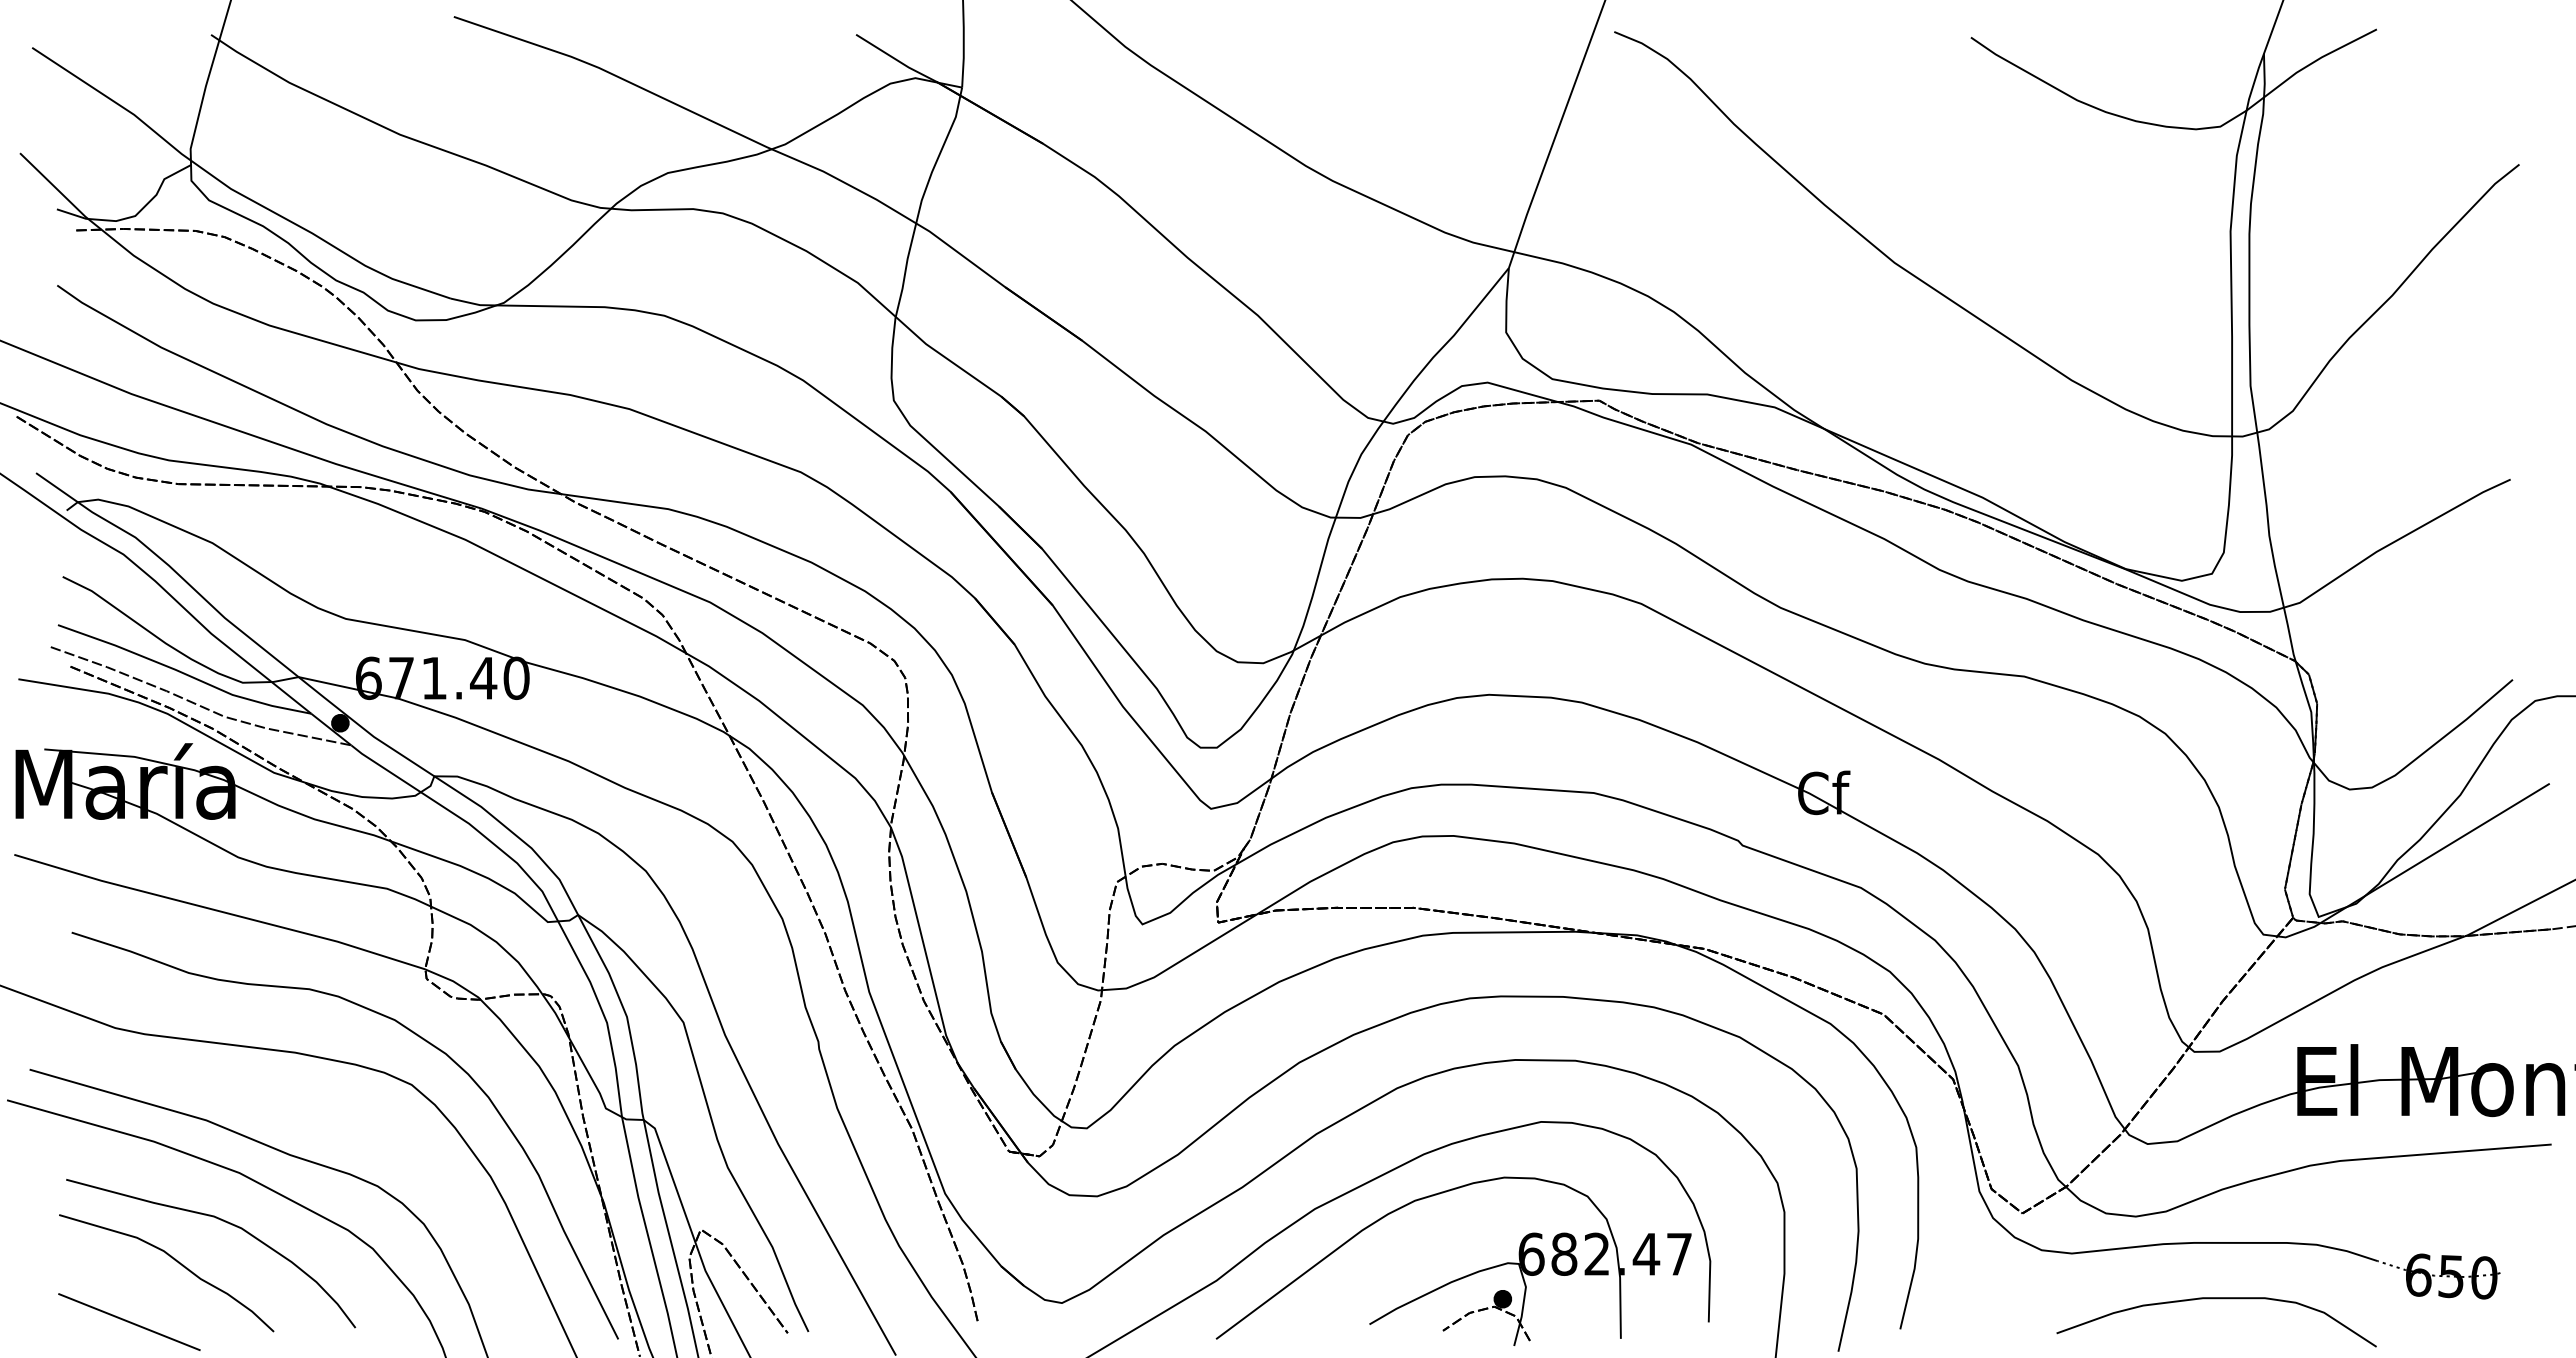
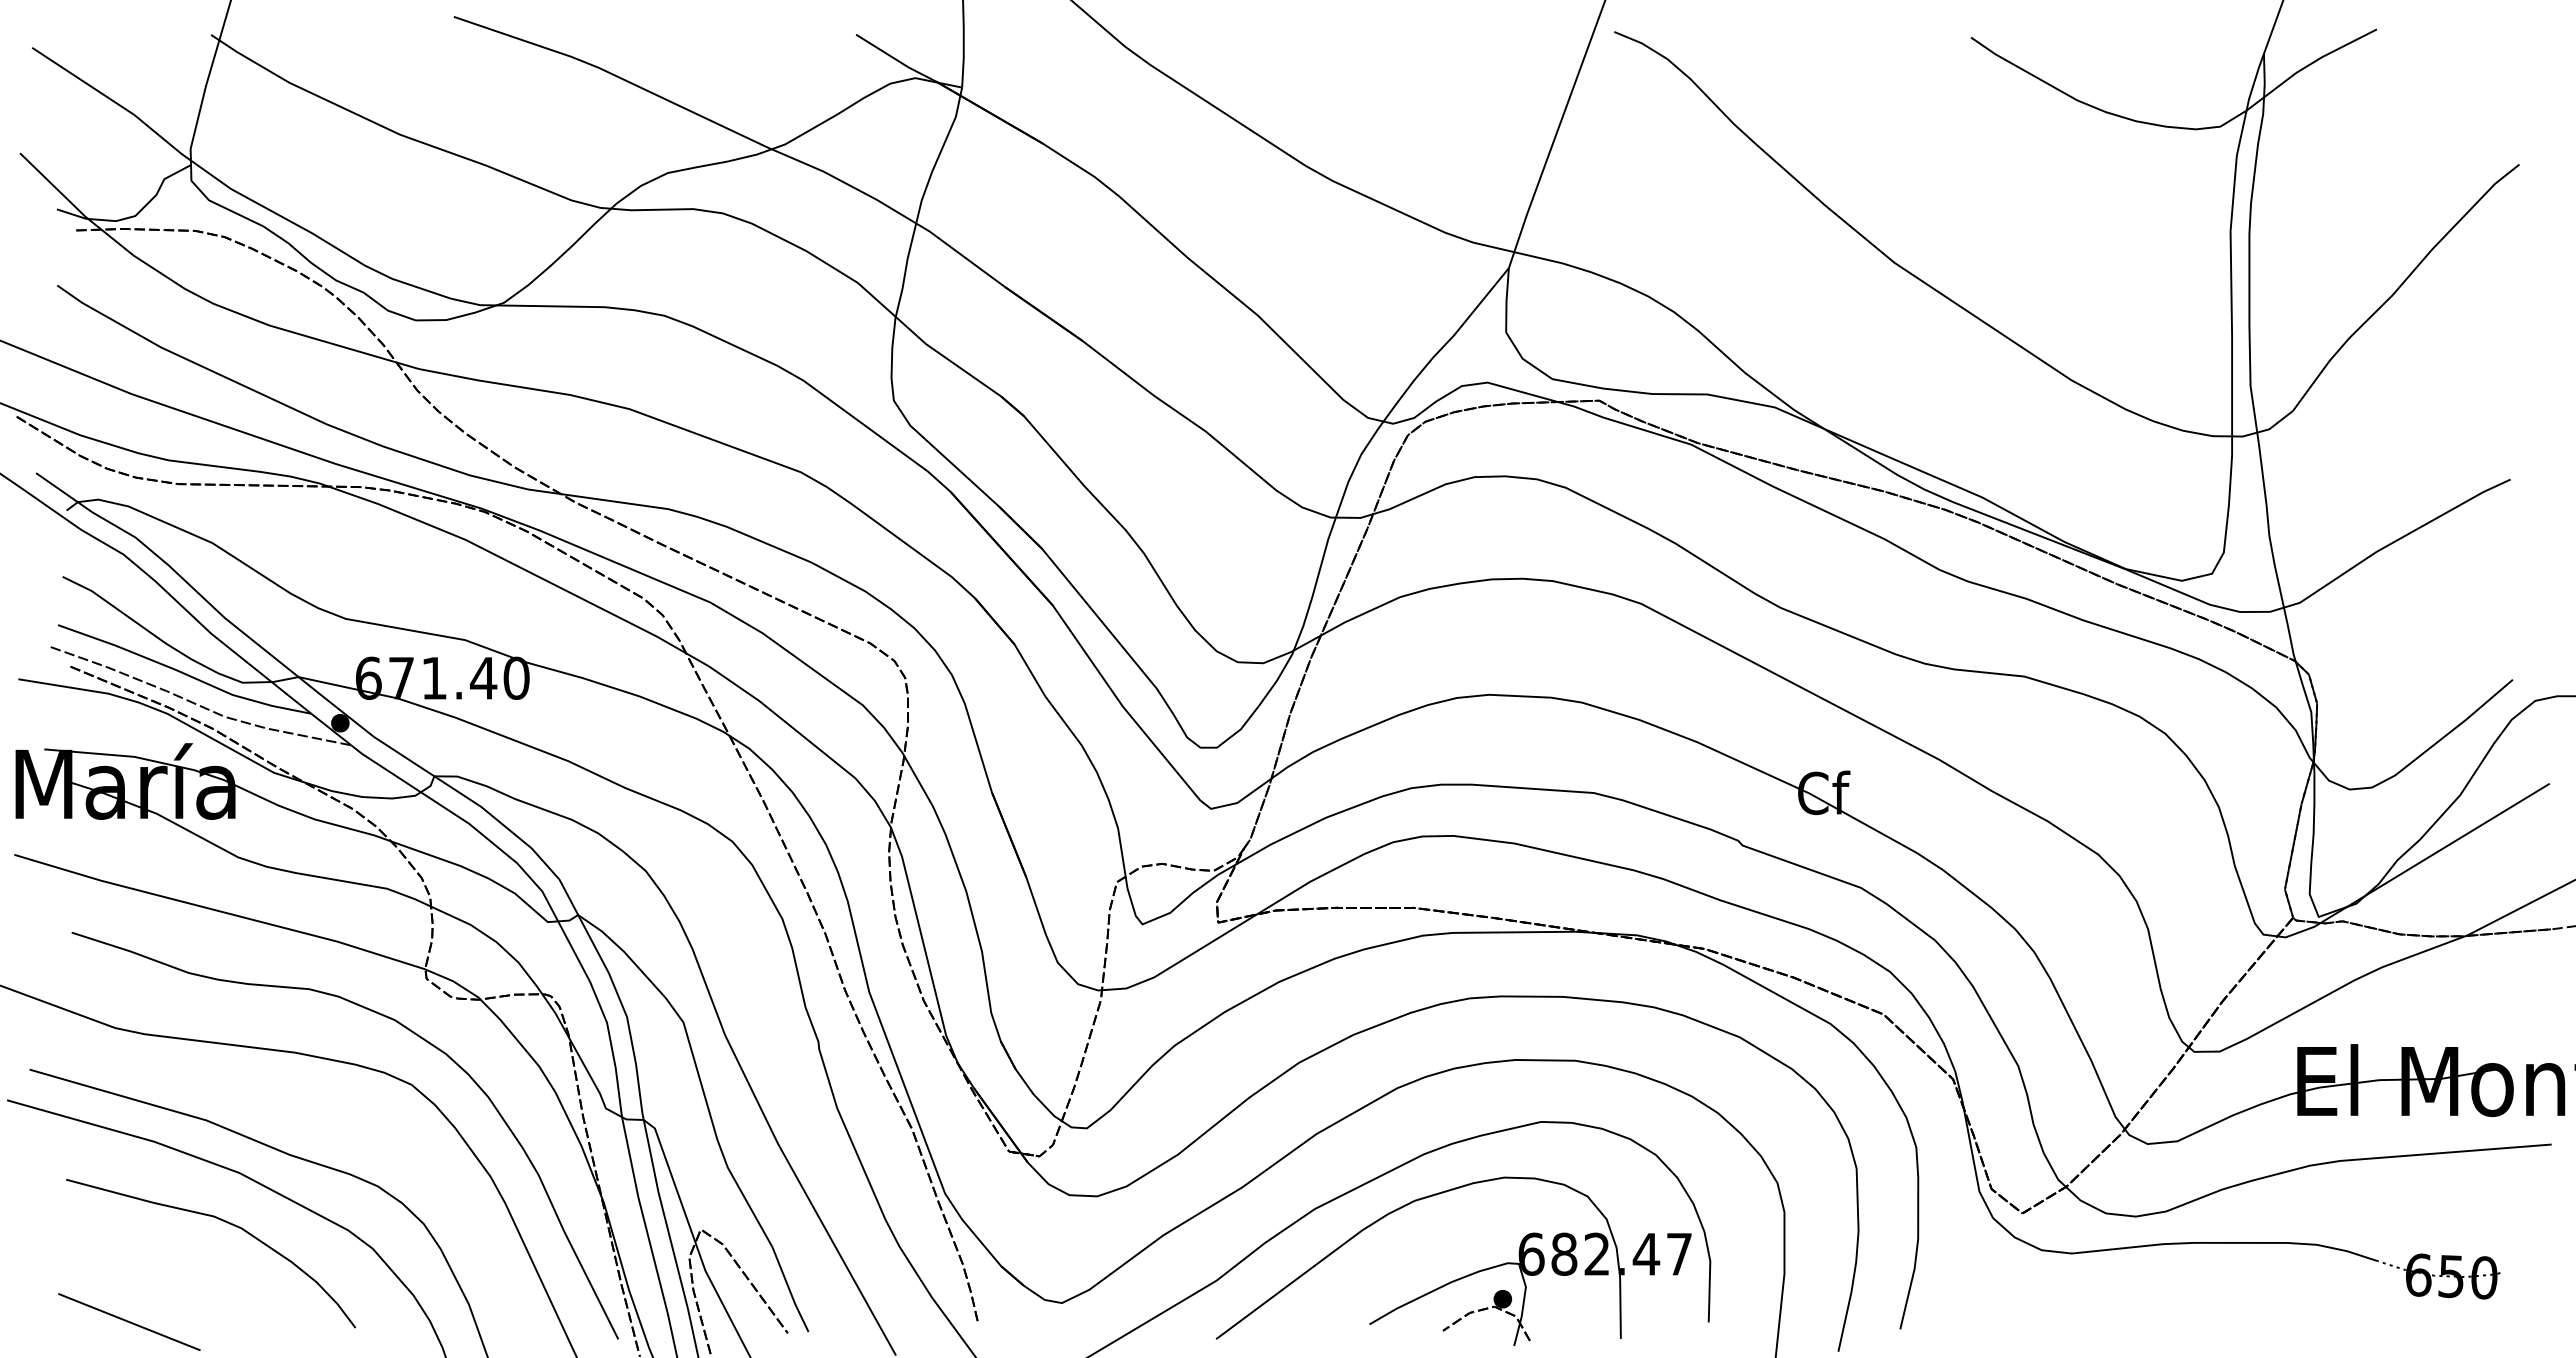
curve: present -> none (175, 1261)
curve: present -> none (2216, 1299)
